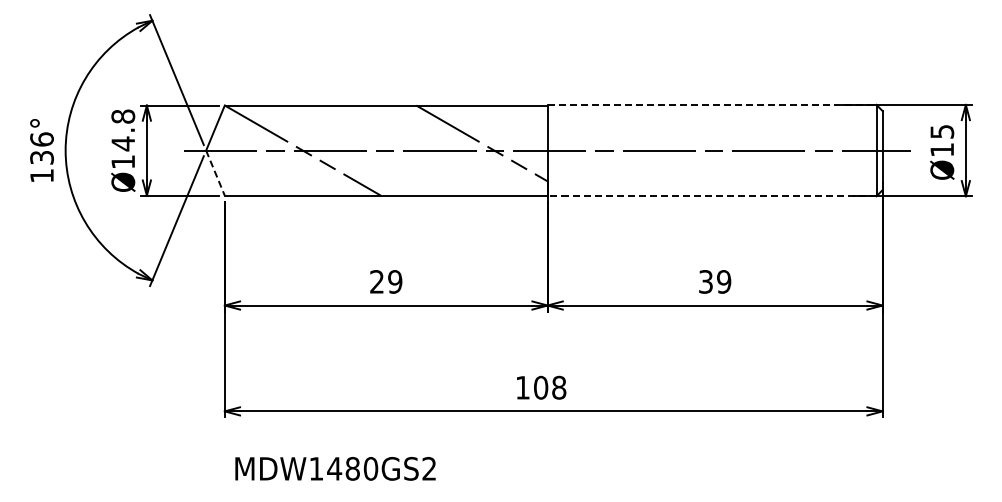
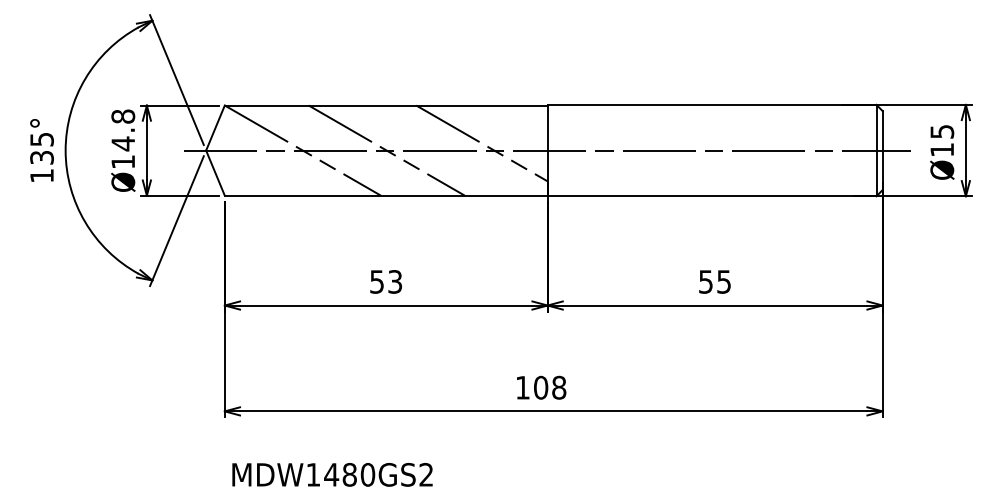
line: dashed -> solid (712, 104)
text: 136° -> 135° (41, 139)
line: none -> present (386, 150)
line: dashed -> solid (215, 173)
line: dashed -> solid (711, 196)
text: 29 -> 53 (386, 281)
text: 39 -> 55 (715, 281)
text position: (335, 468) -> (332, 474) (332, 474)
